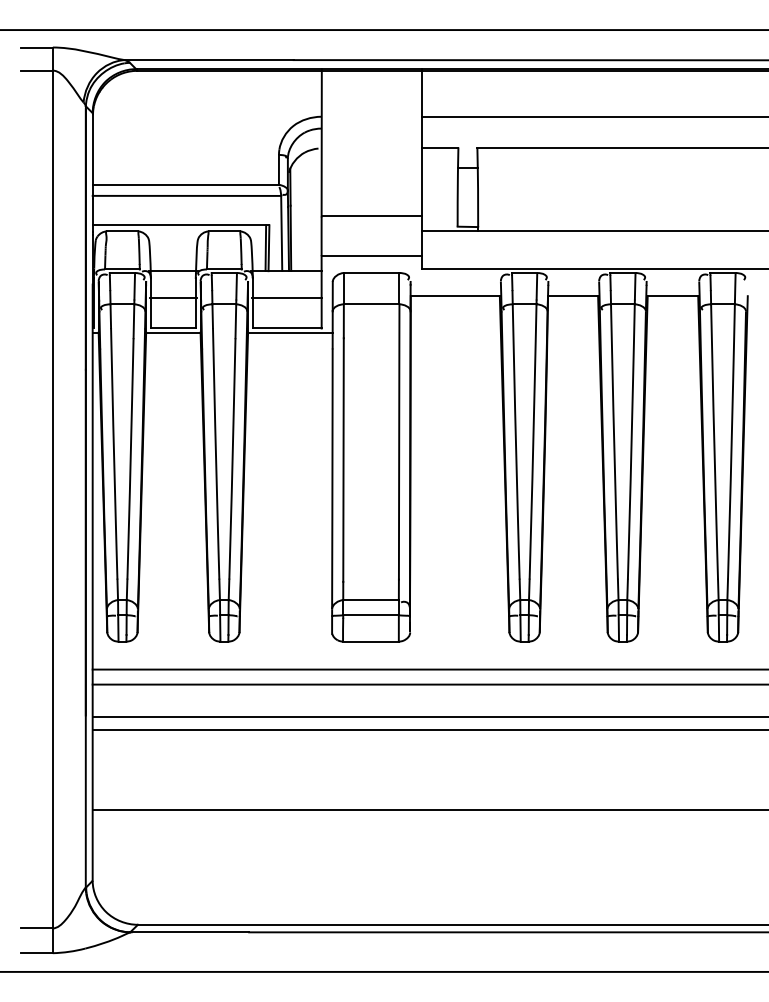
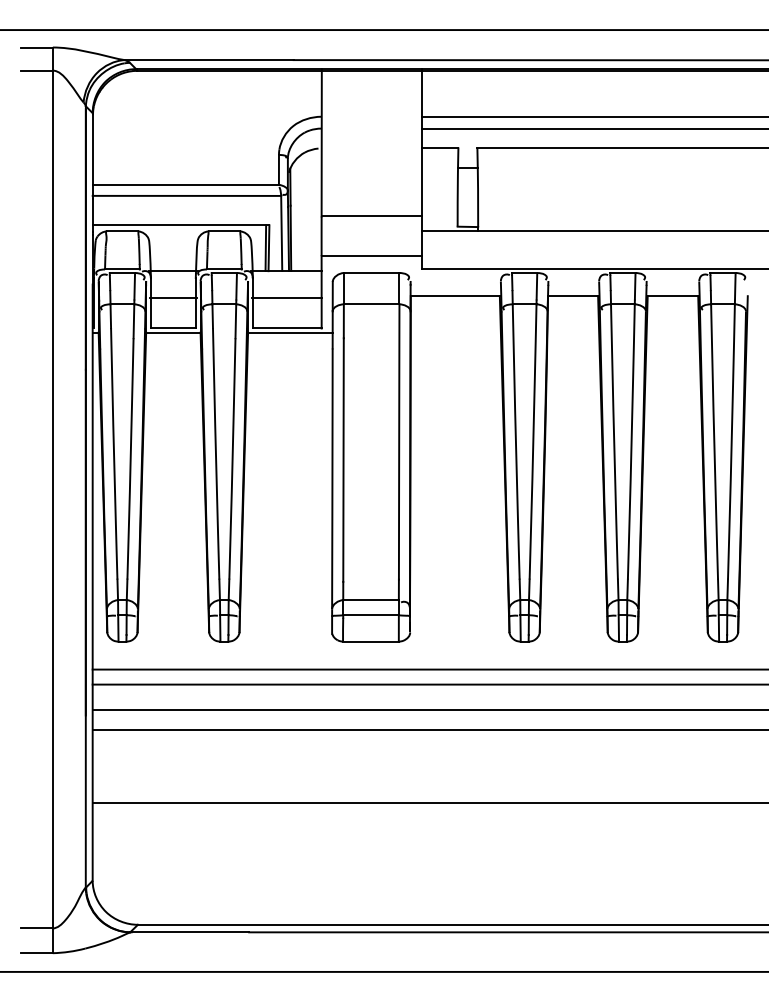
line: none -> present (593, 128)
line position: (428, 717) -> (428, 710) (428, 710)
line position: (428, 809) -> (428, 802) (428, 802)
